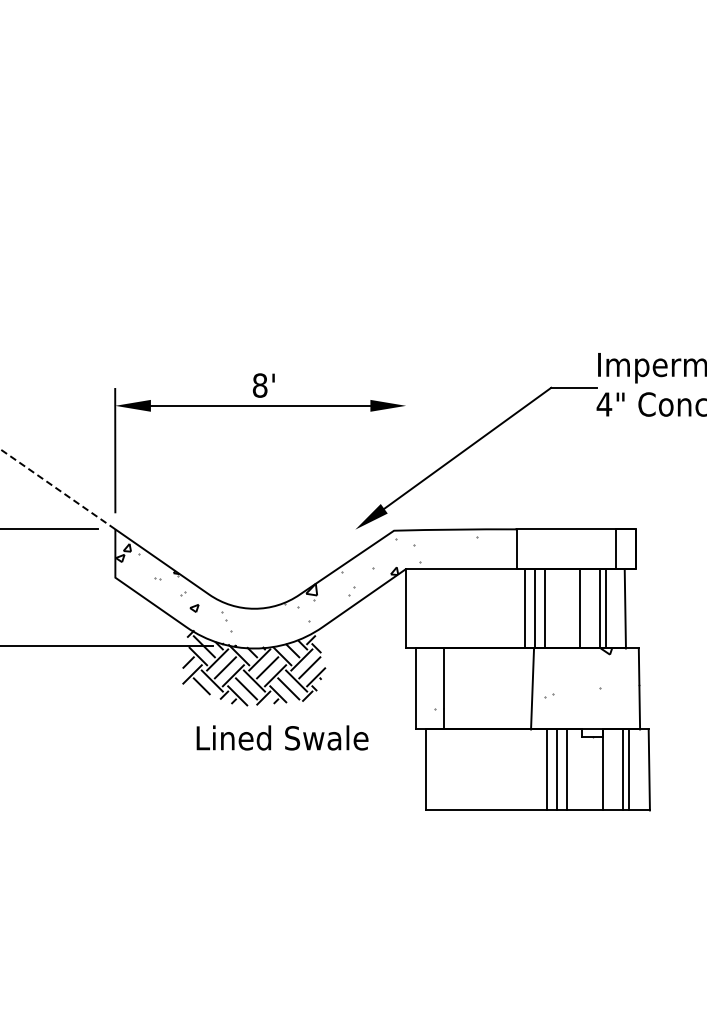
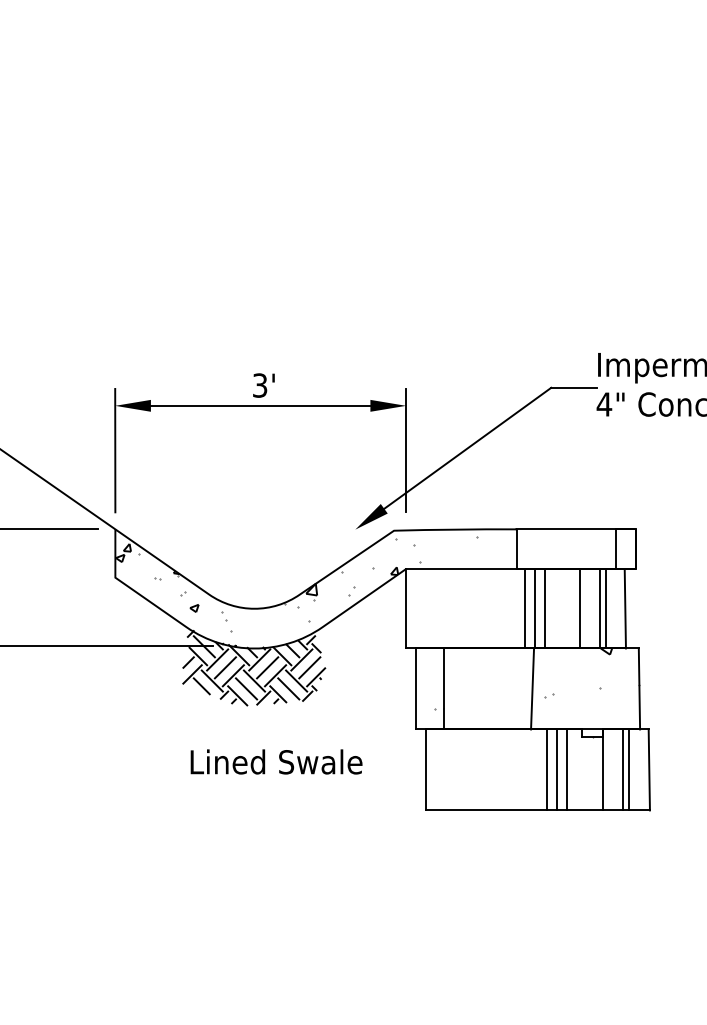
text: 8' -> 3' (259, 385)
line: none -> present (406, 450)
line: dashed -> solid (57, 489)
text position: (282, 737) -> (276, 761) (276, 761)
